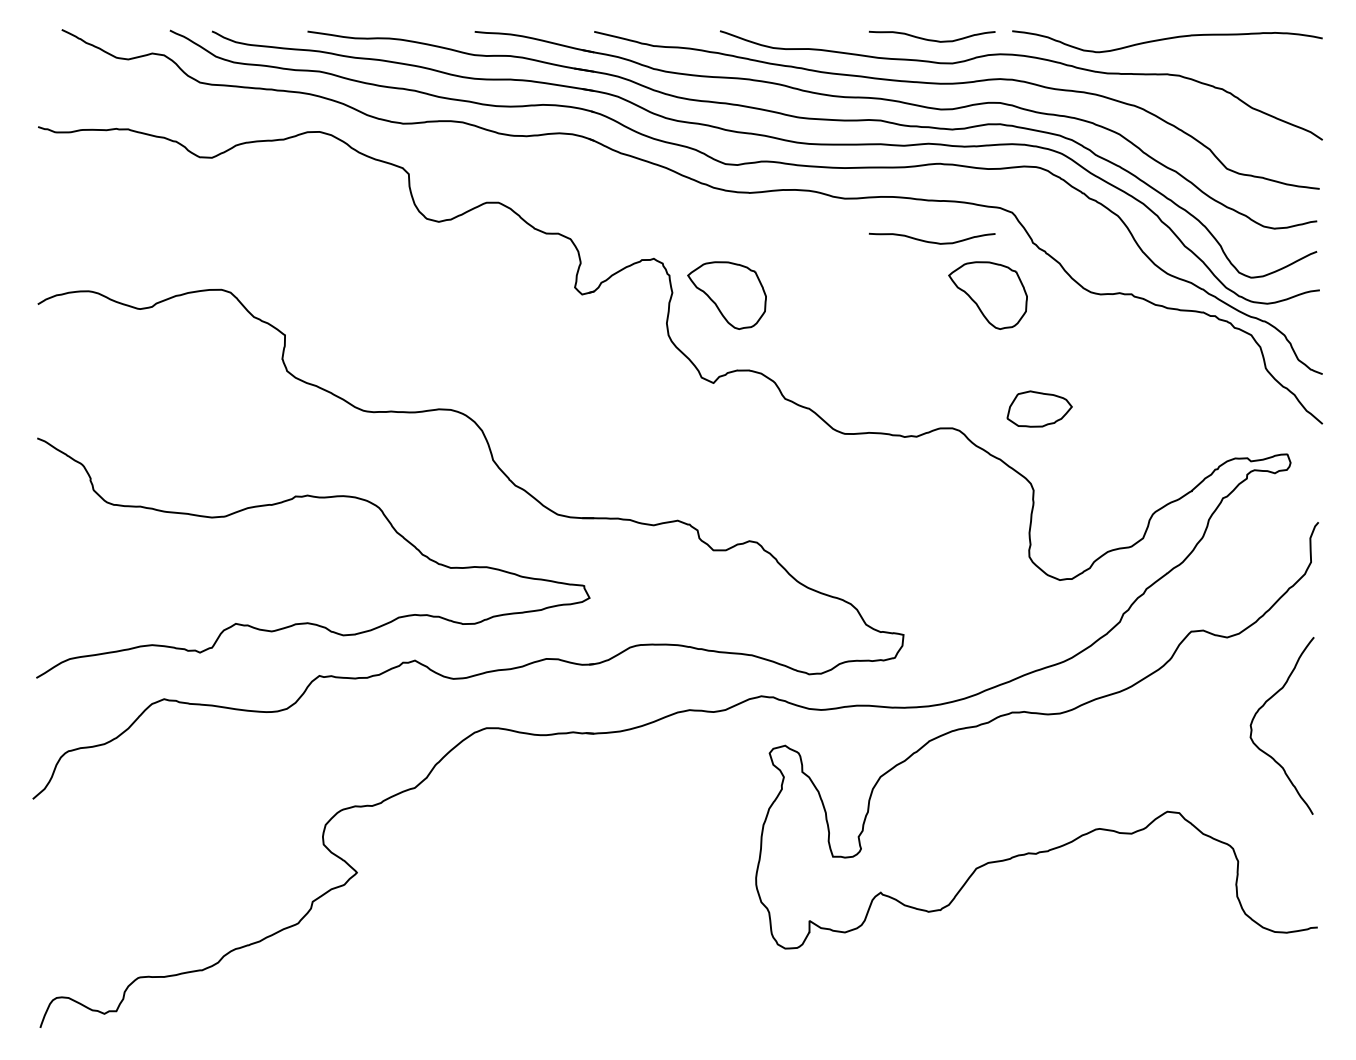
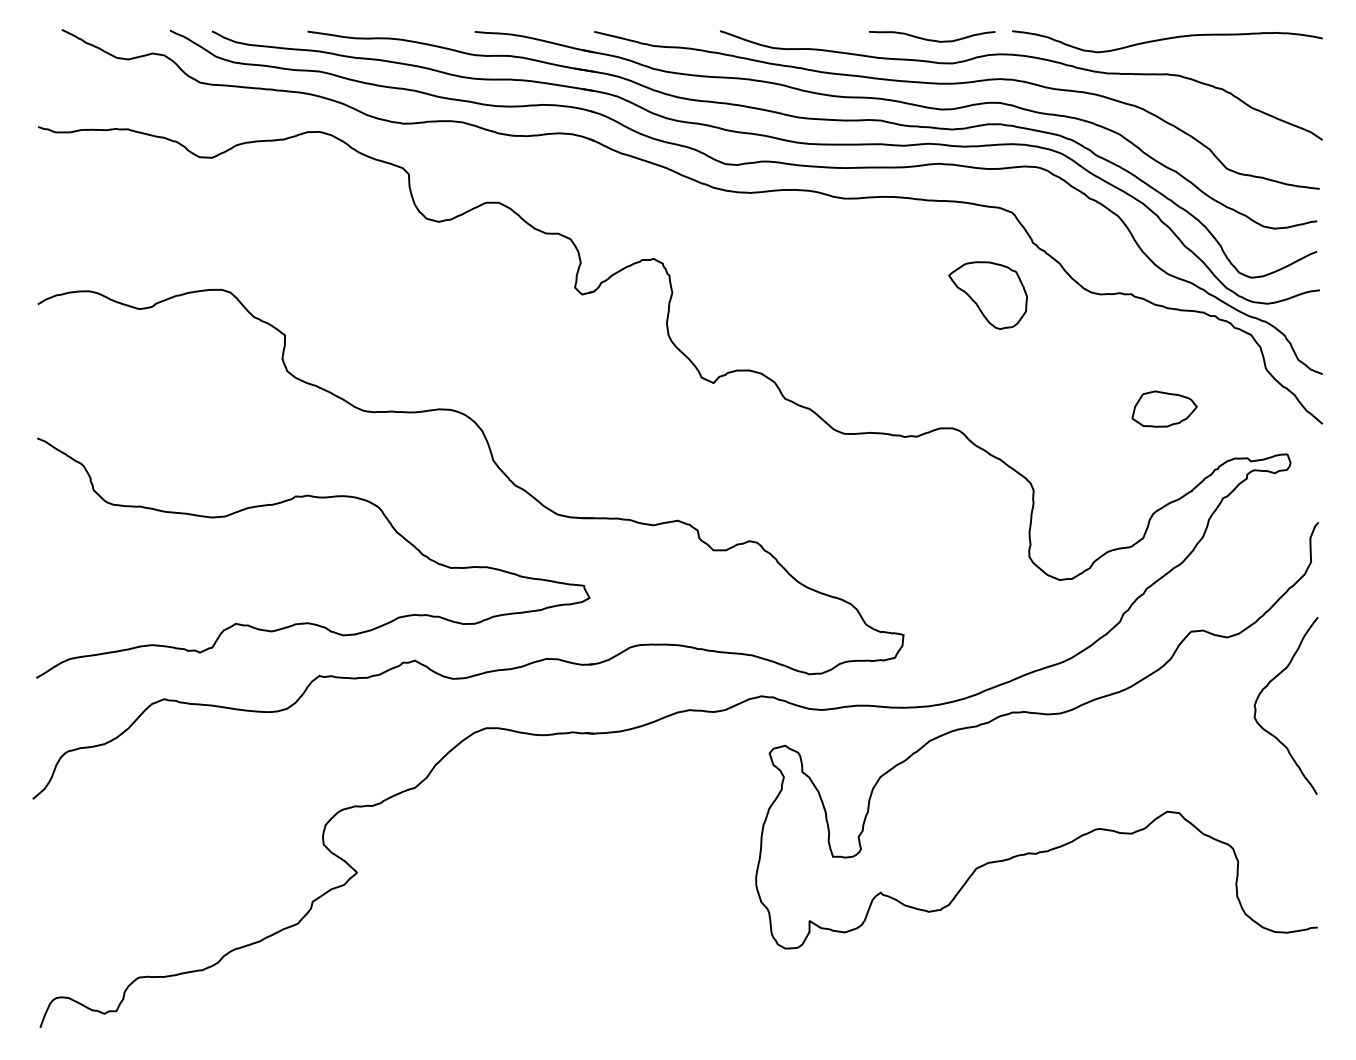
curve: present -> none (932, 241)
part: present -> none (726, 295)
part position: (1039, 408) -> (1164, 408) (1164, 408)
curve position: (1263, 706) -> (1267, 686) (1267, 686)
